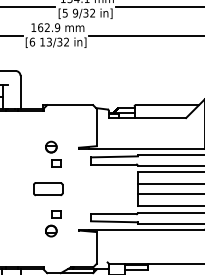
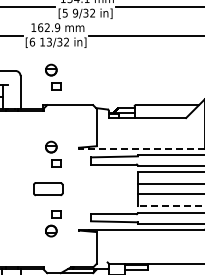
part: none -> present (53, 76)
line: solid -> dashed (141, 148)
line: solid -> dashed (171, 206)
